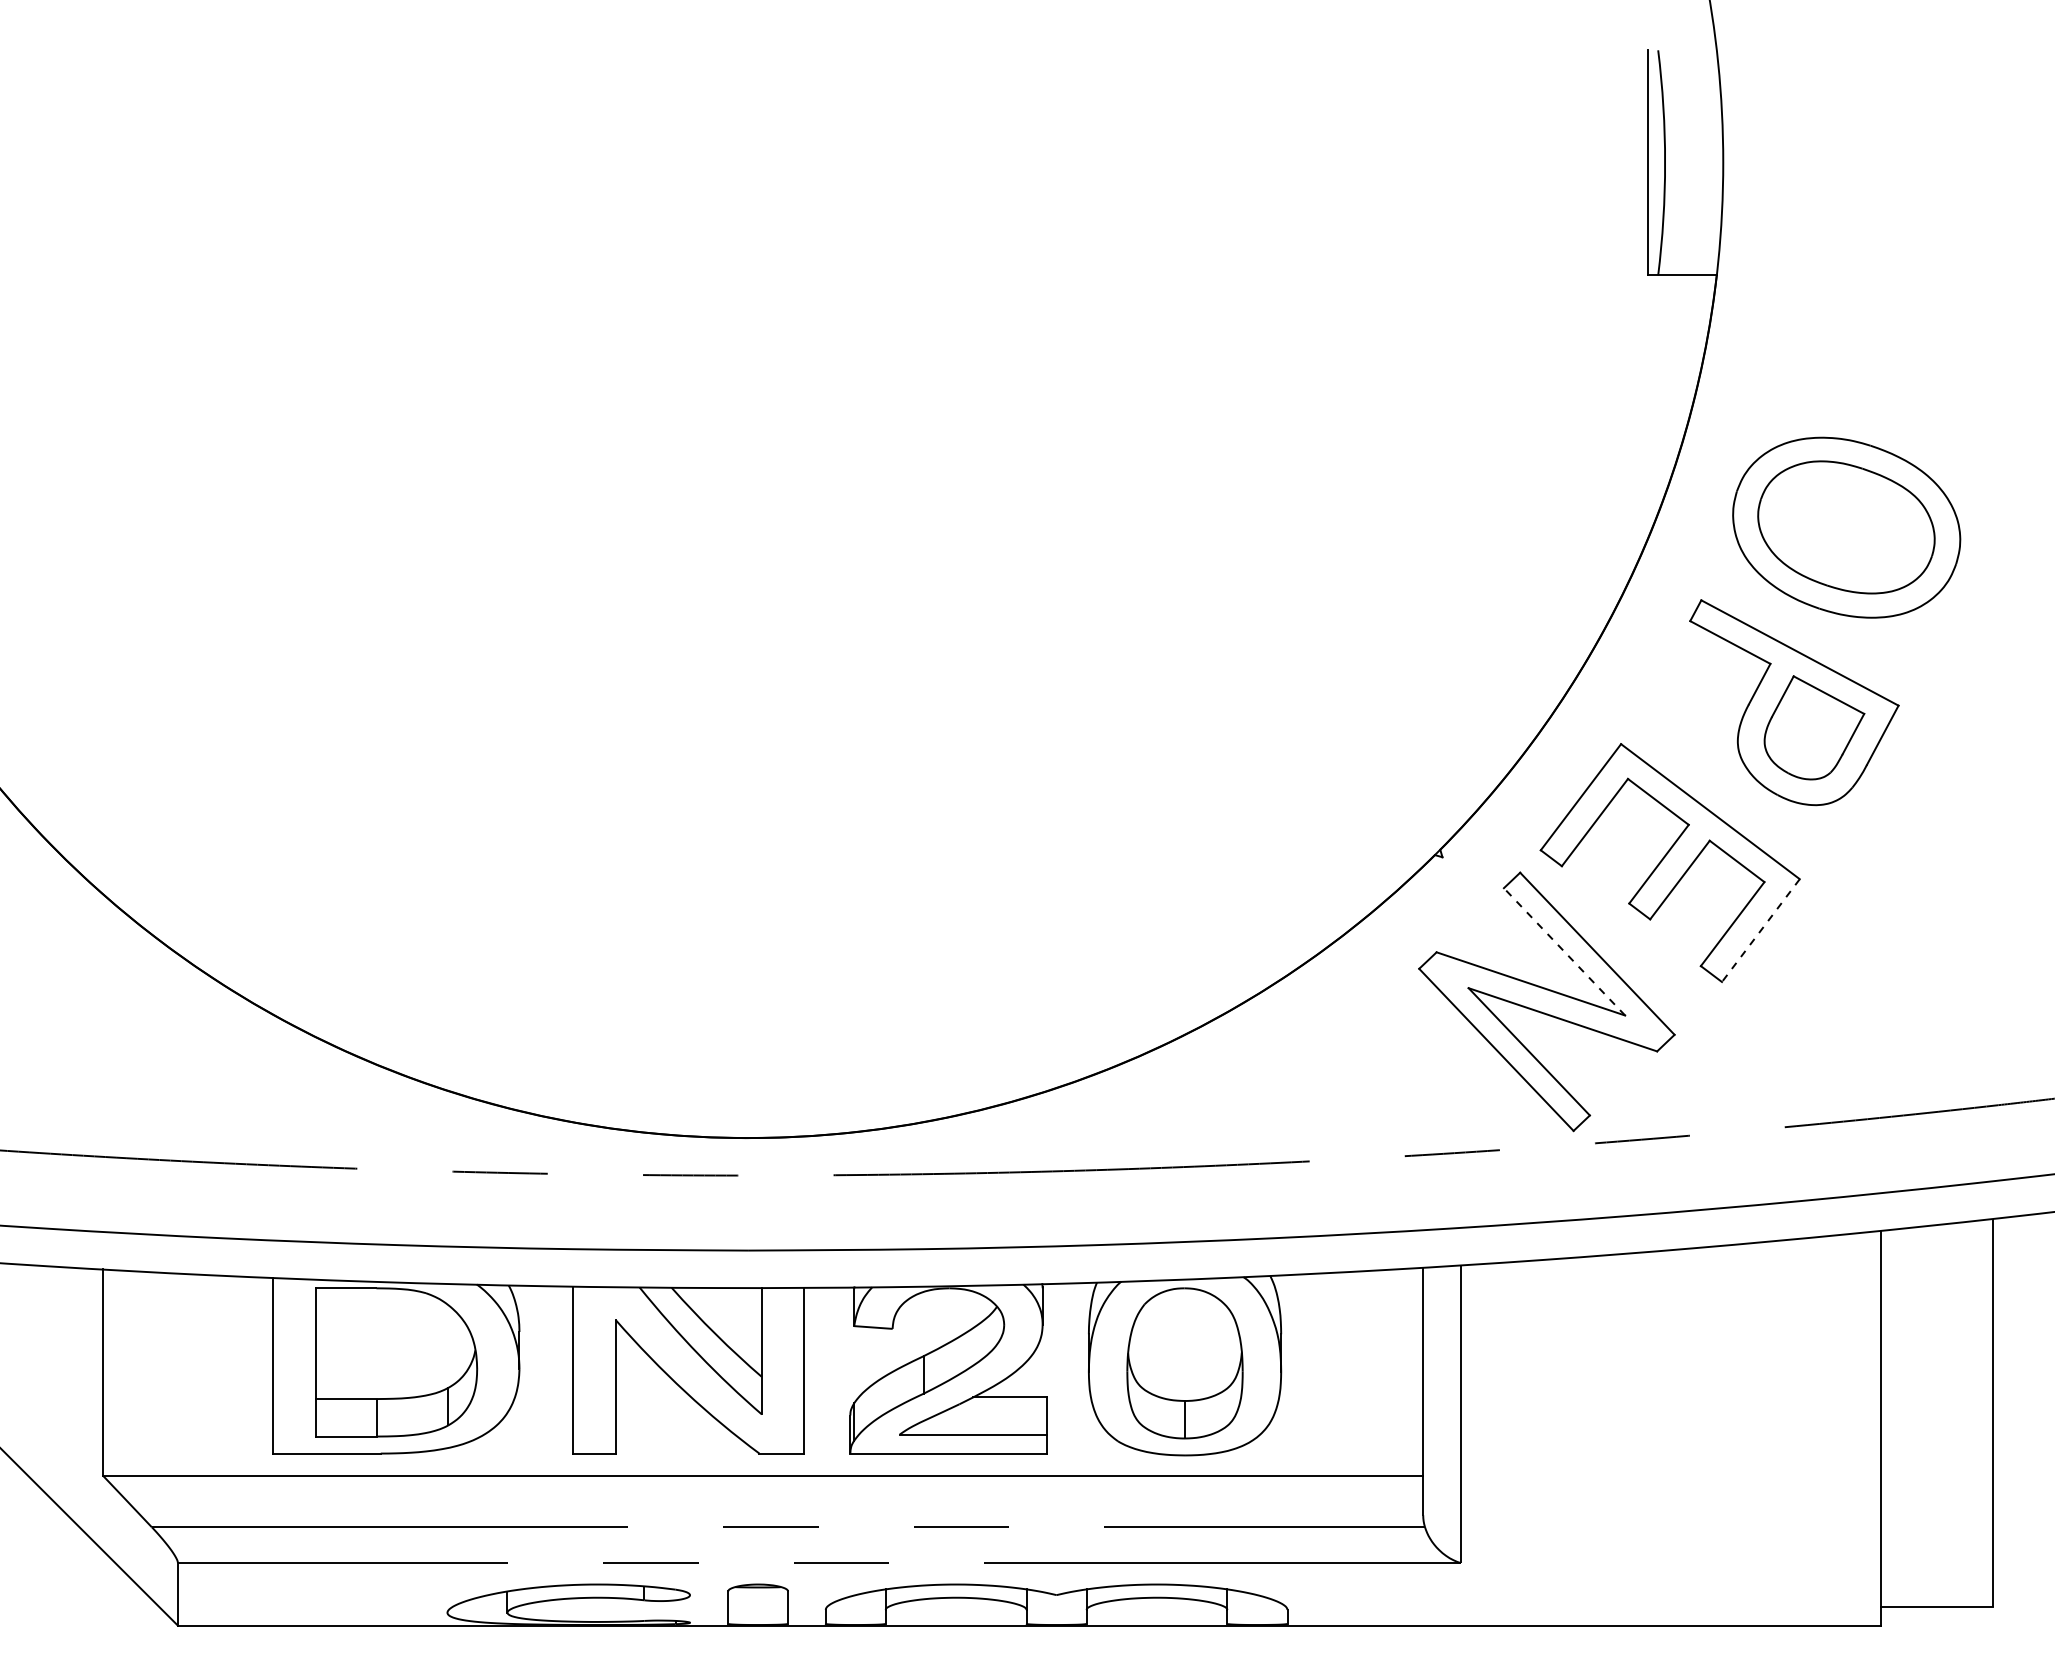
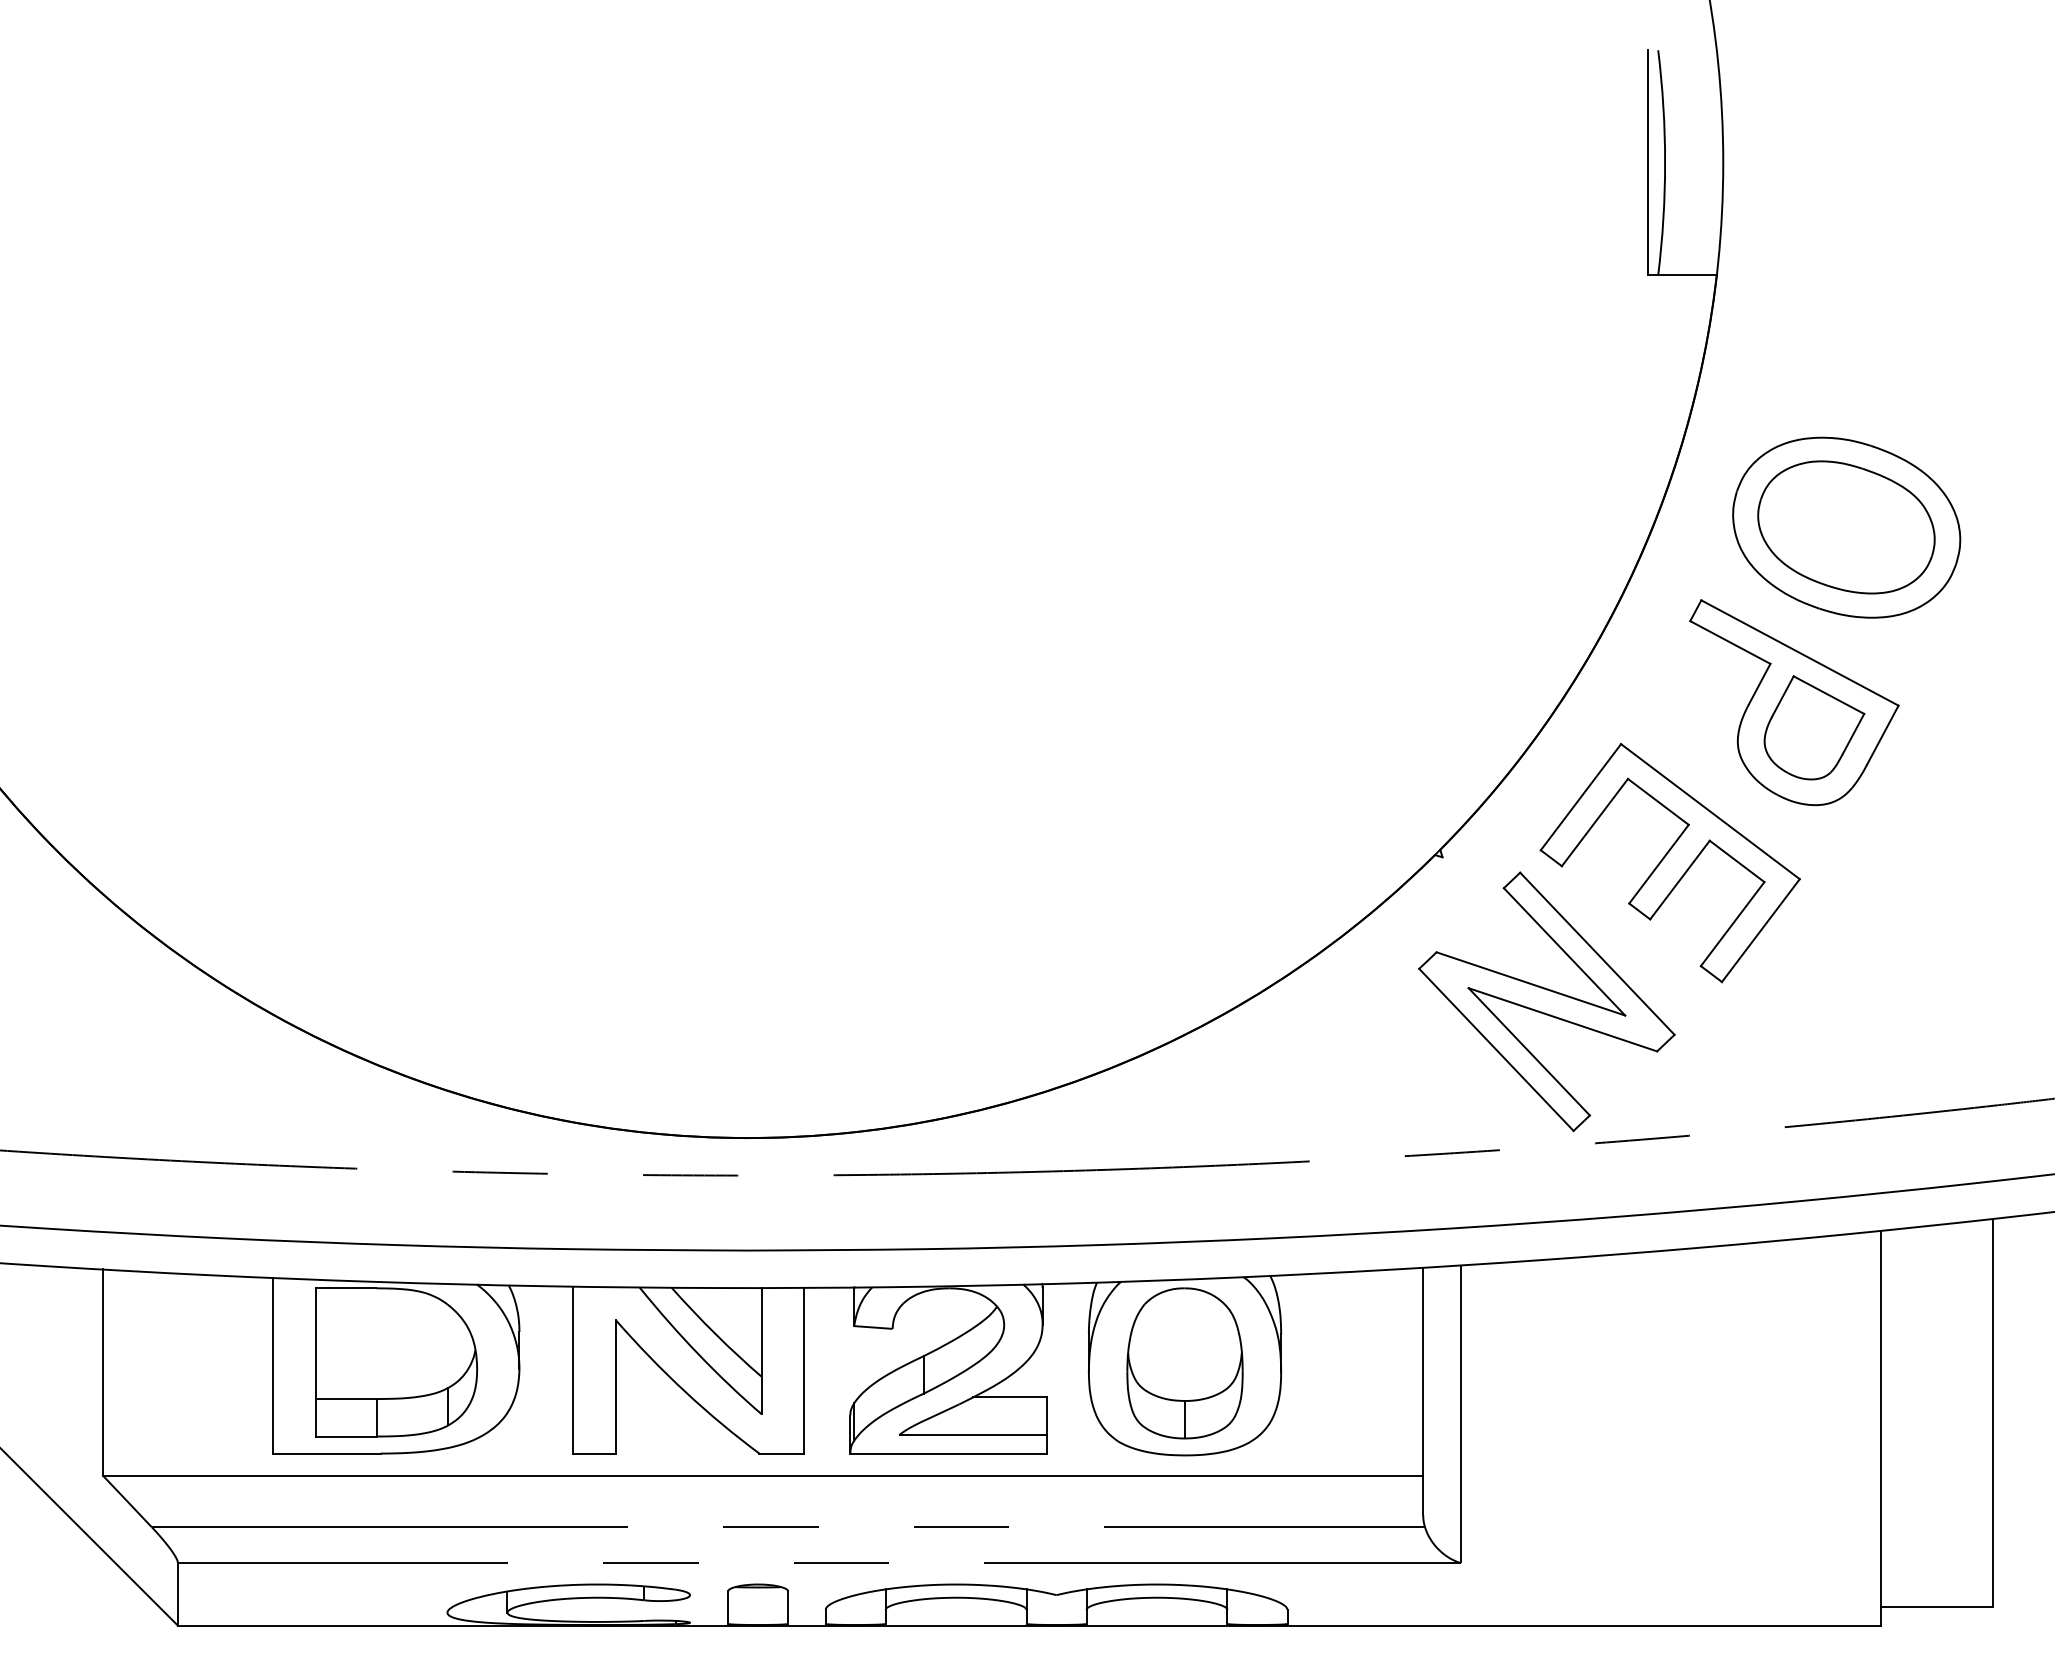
line: dashed -> solid (1760, 931)
line: dashed -> solid (1564, 951)
